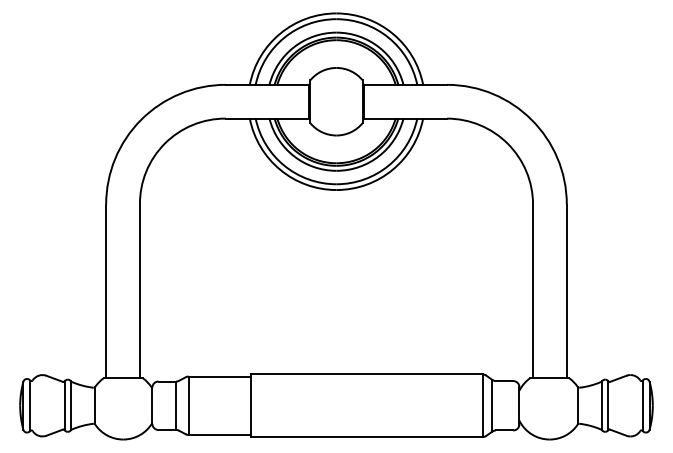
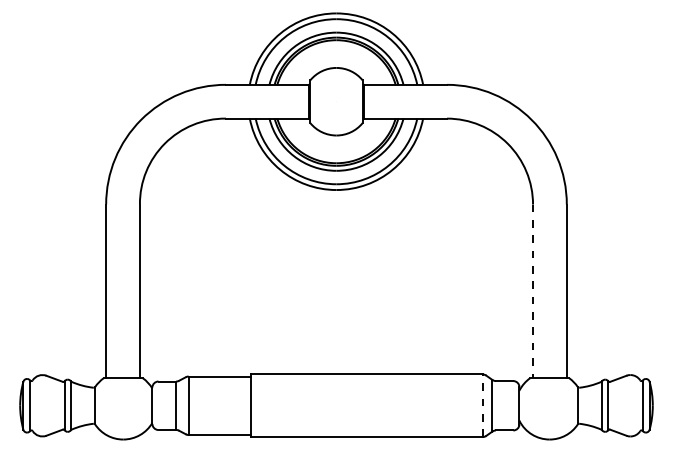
line: solid -> dashed (533, 291)
line: solid -> dashed (482, 405)
